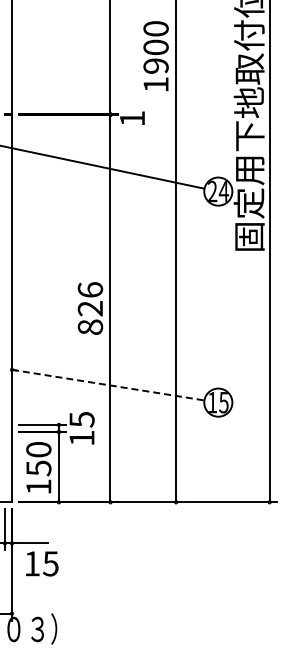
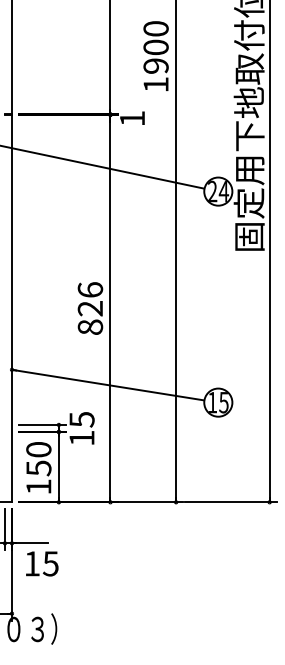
line: dashed -> solid (108, 385)
